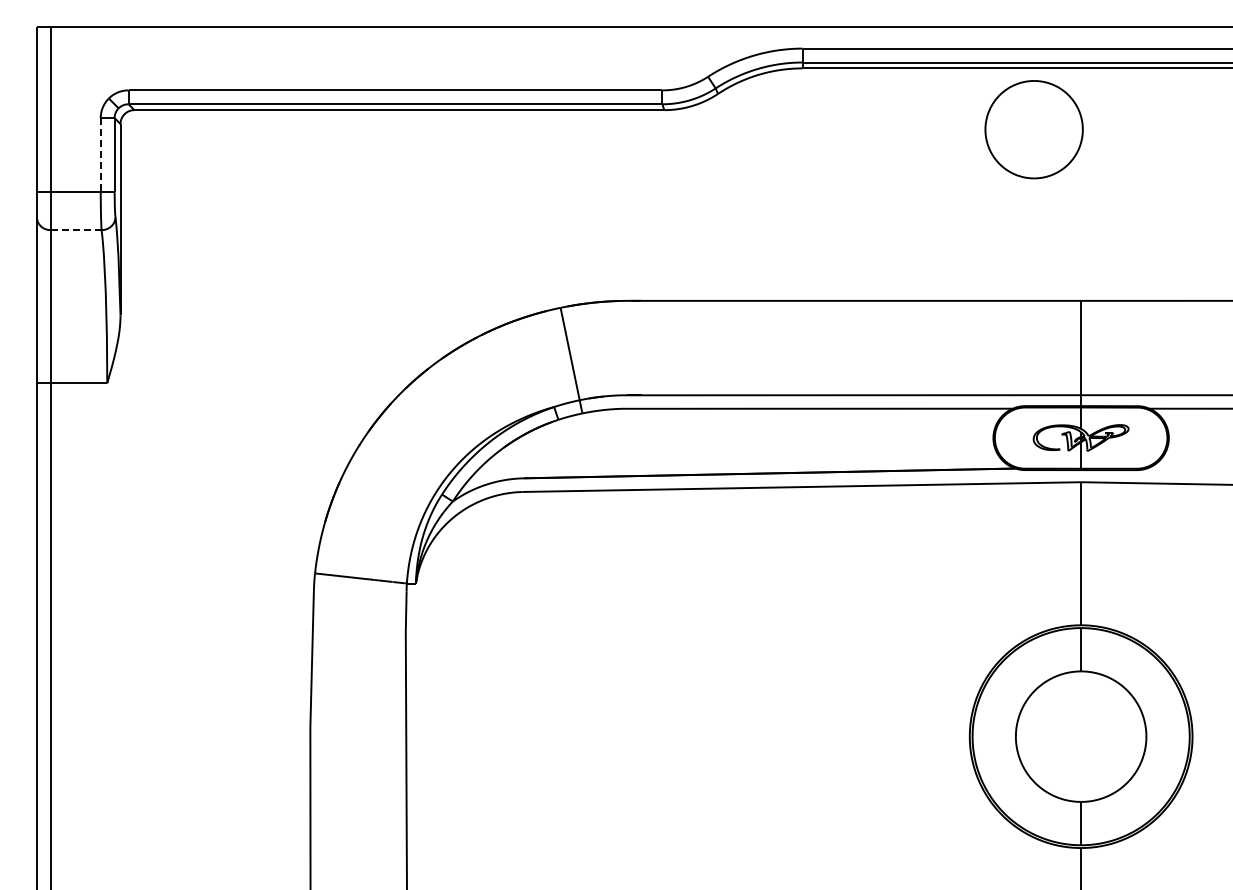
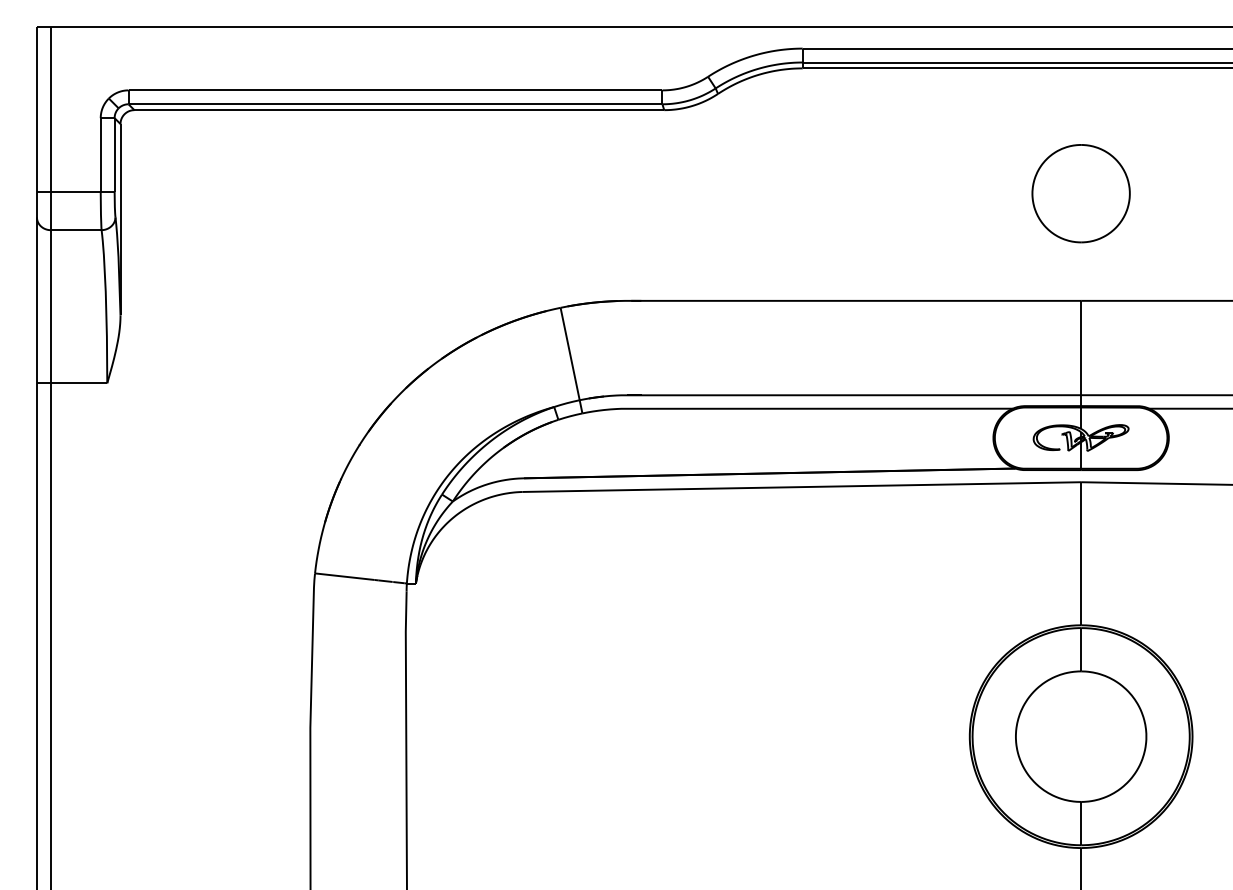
part position: (1033, 129) -> (1080, 193) (1080, 193)
line: dashed -> solid (100, 155)
line: dashed -> solid (76, 230)
